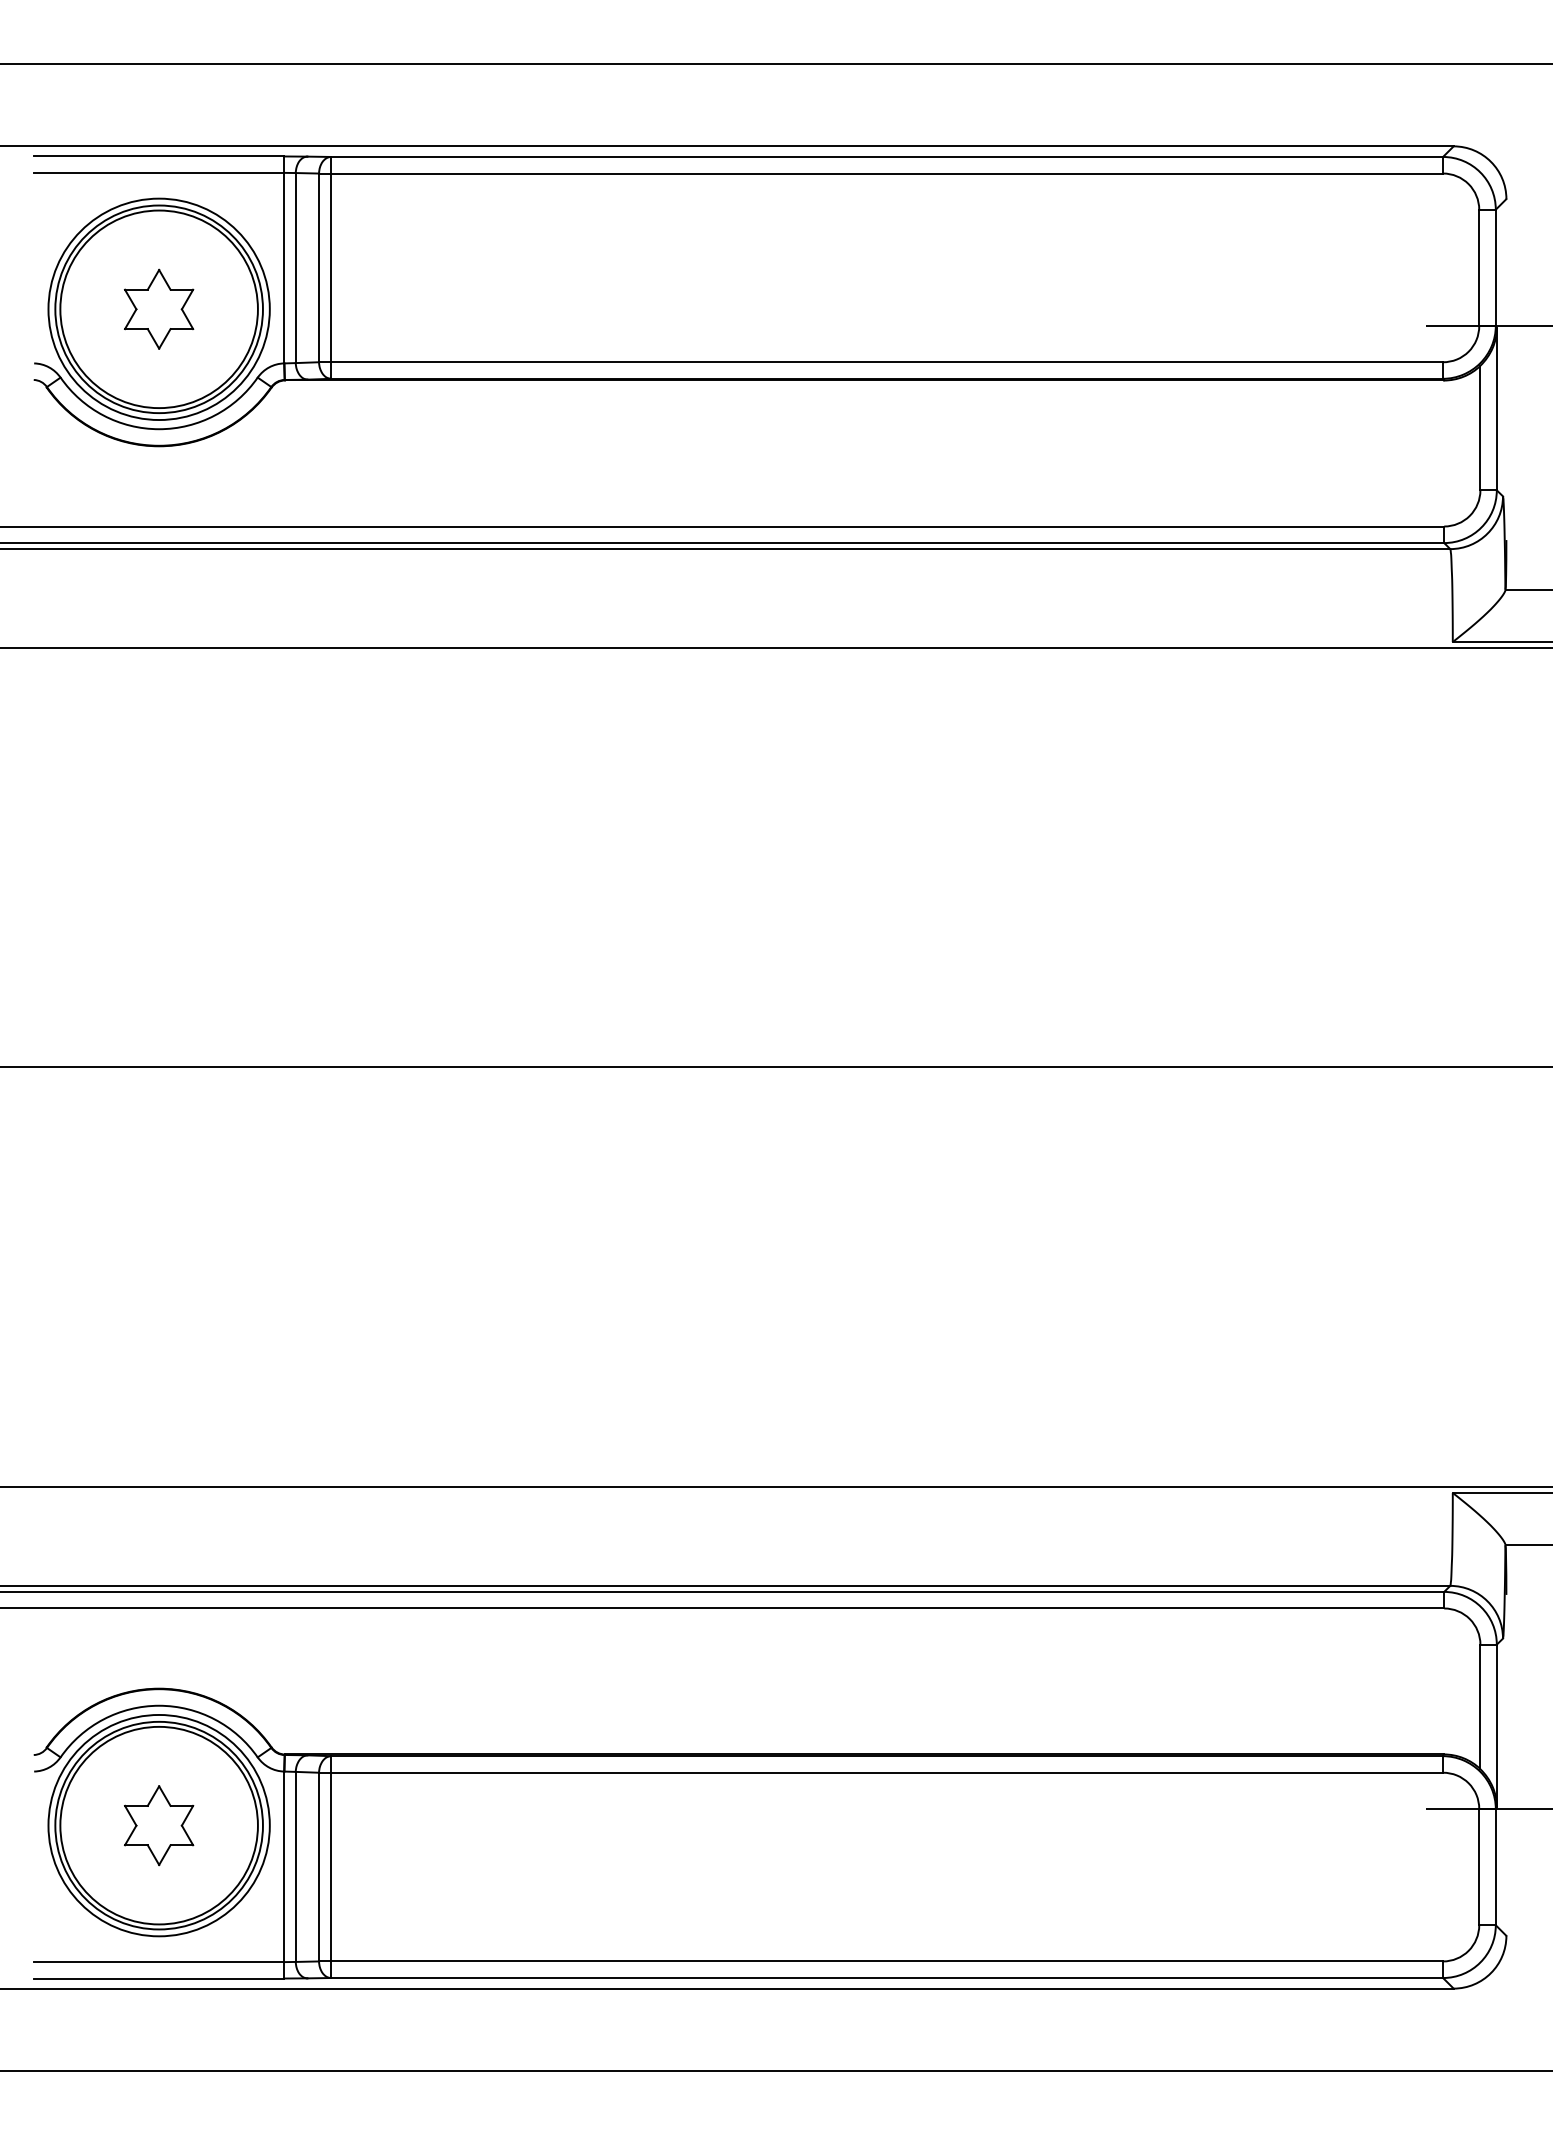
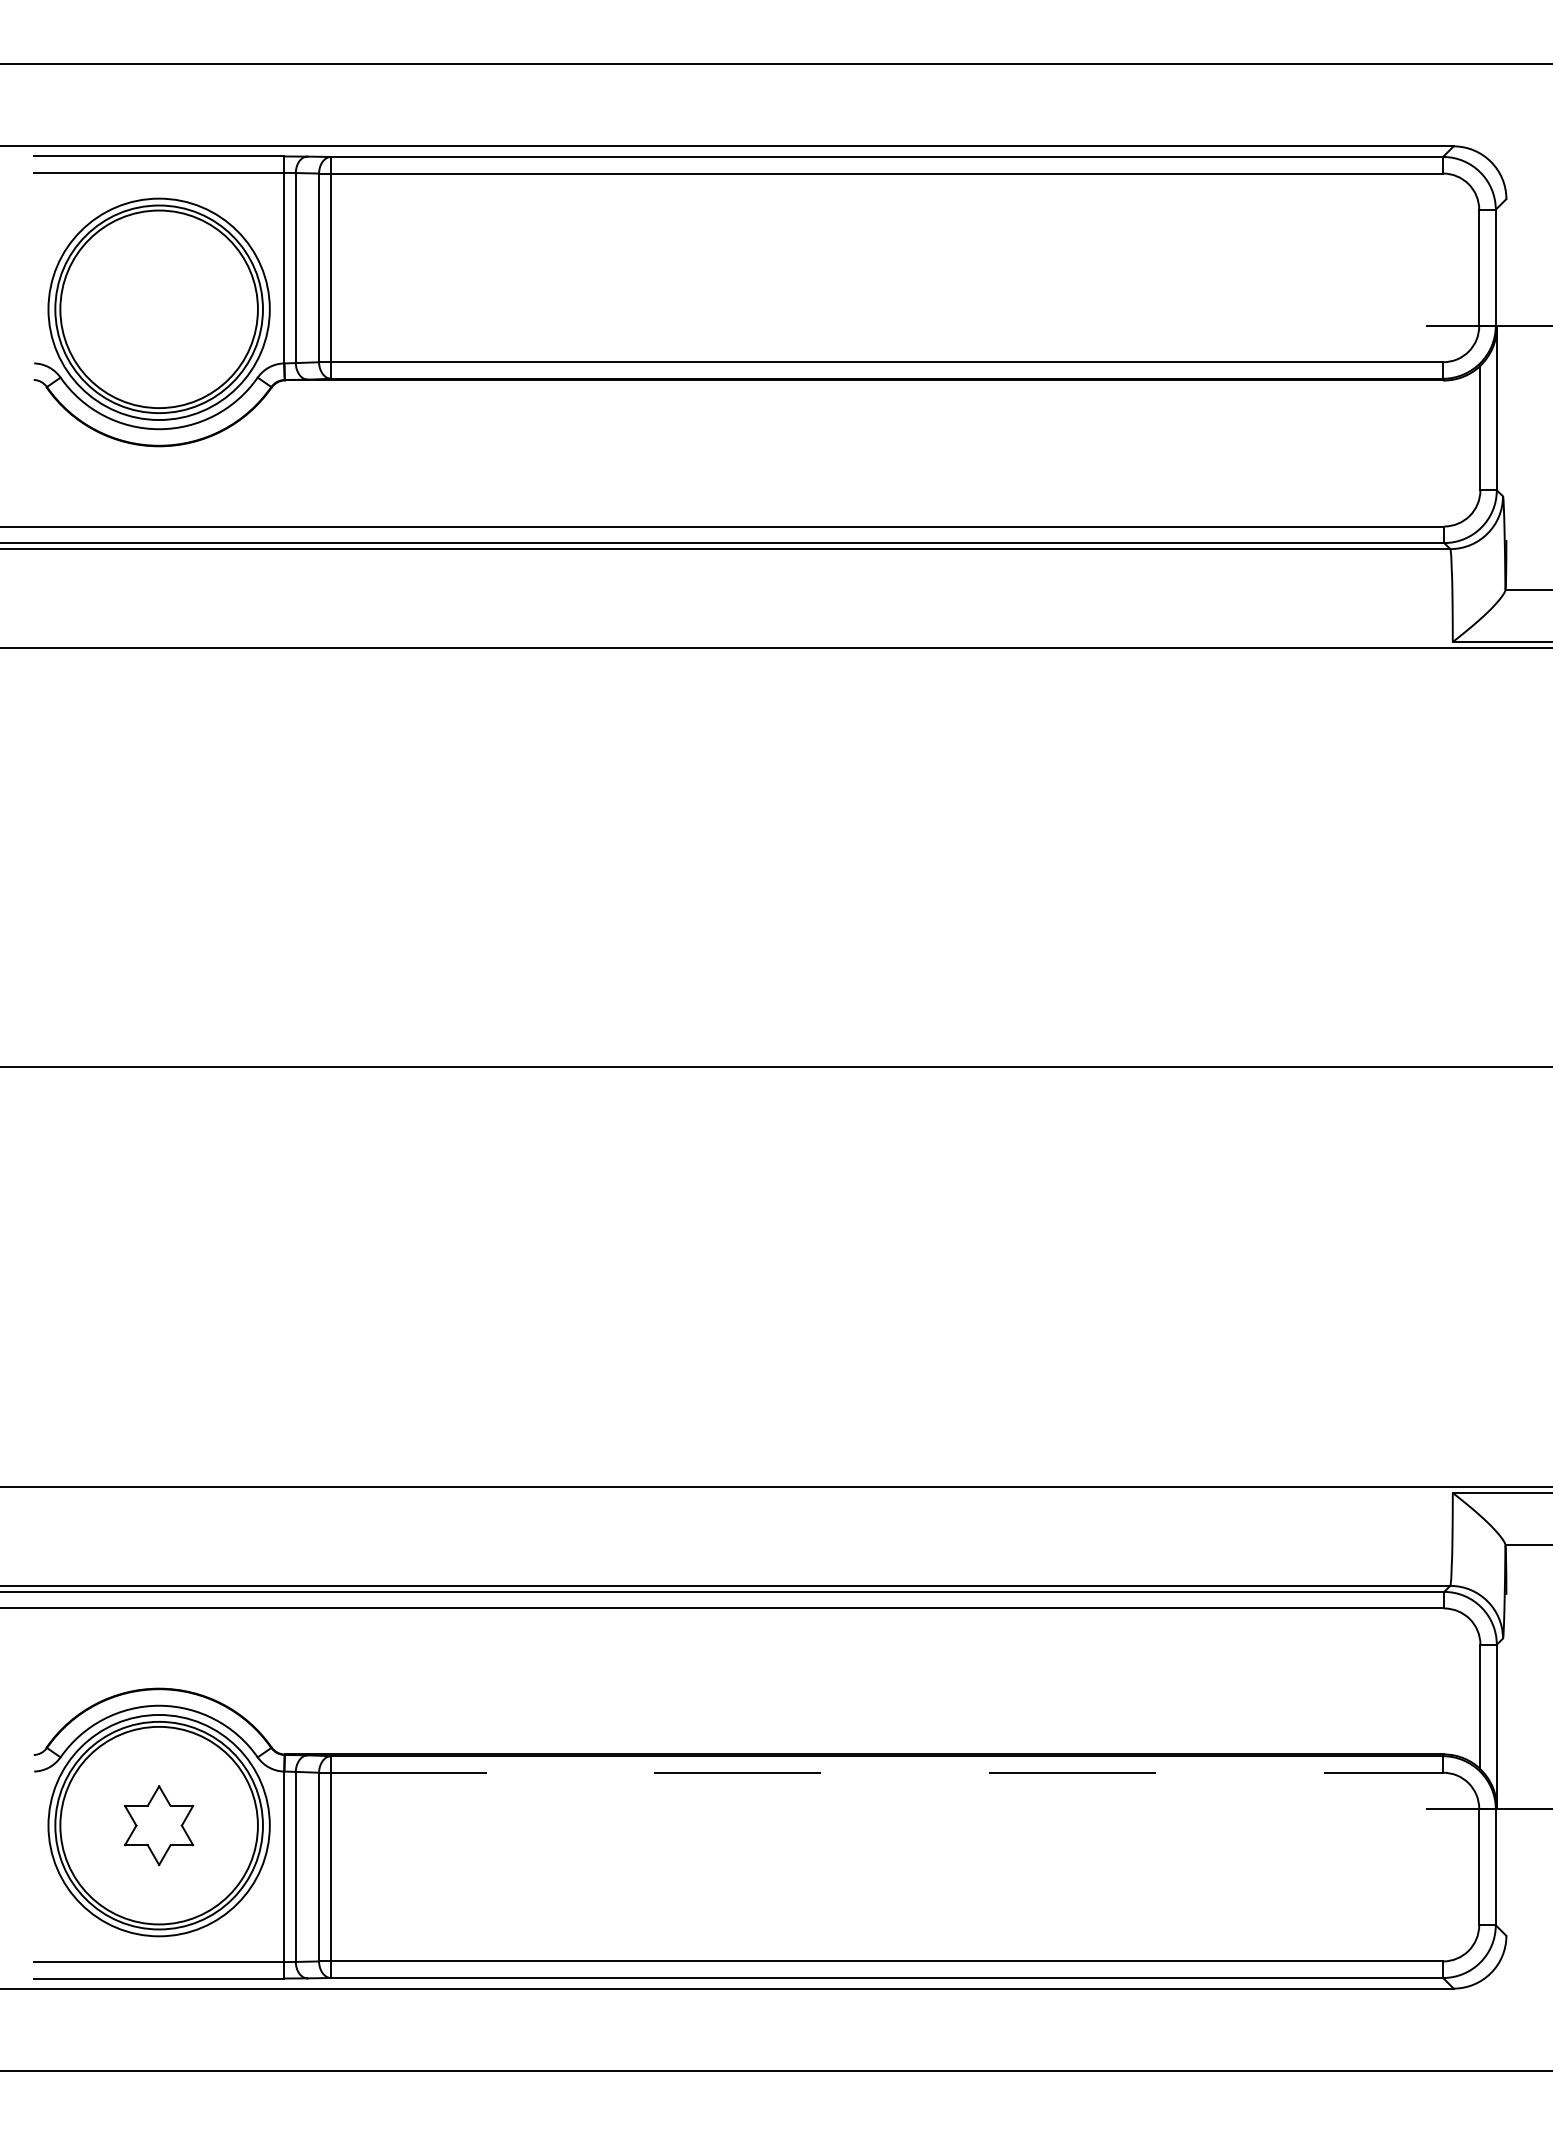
part: present -> none (159, 308)
line: solid -> dashed (881, 1772)
